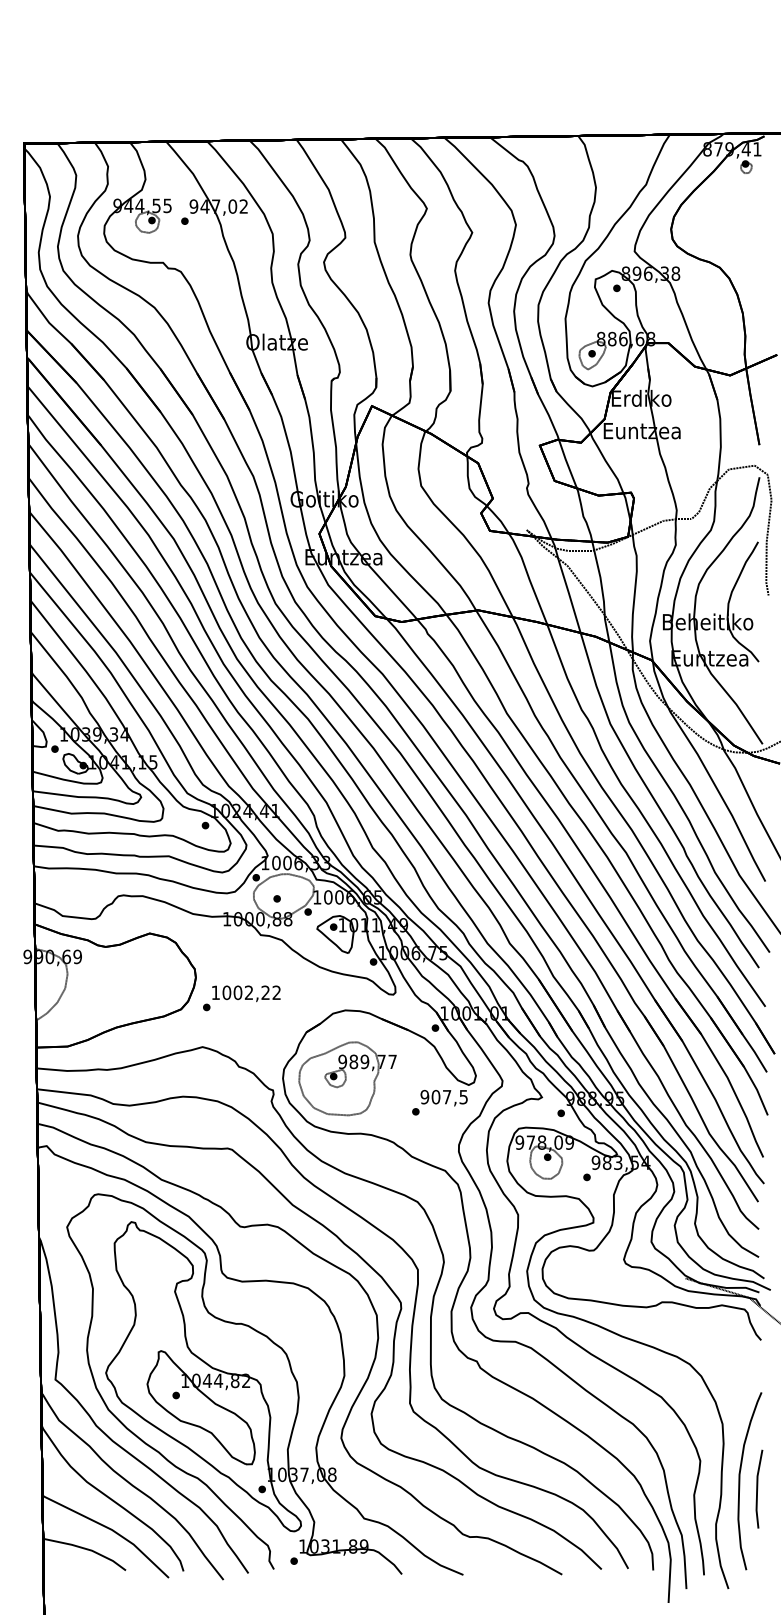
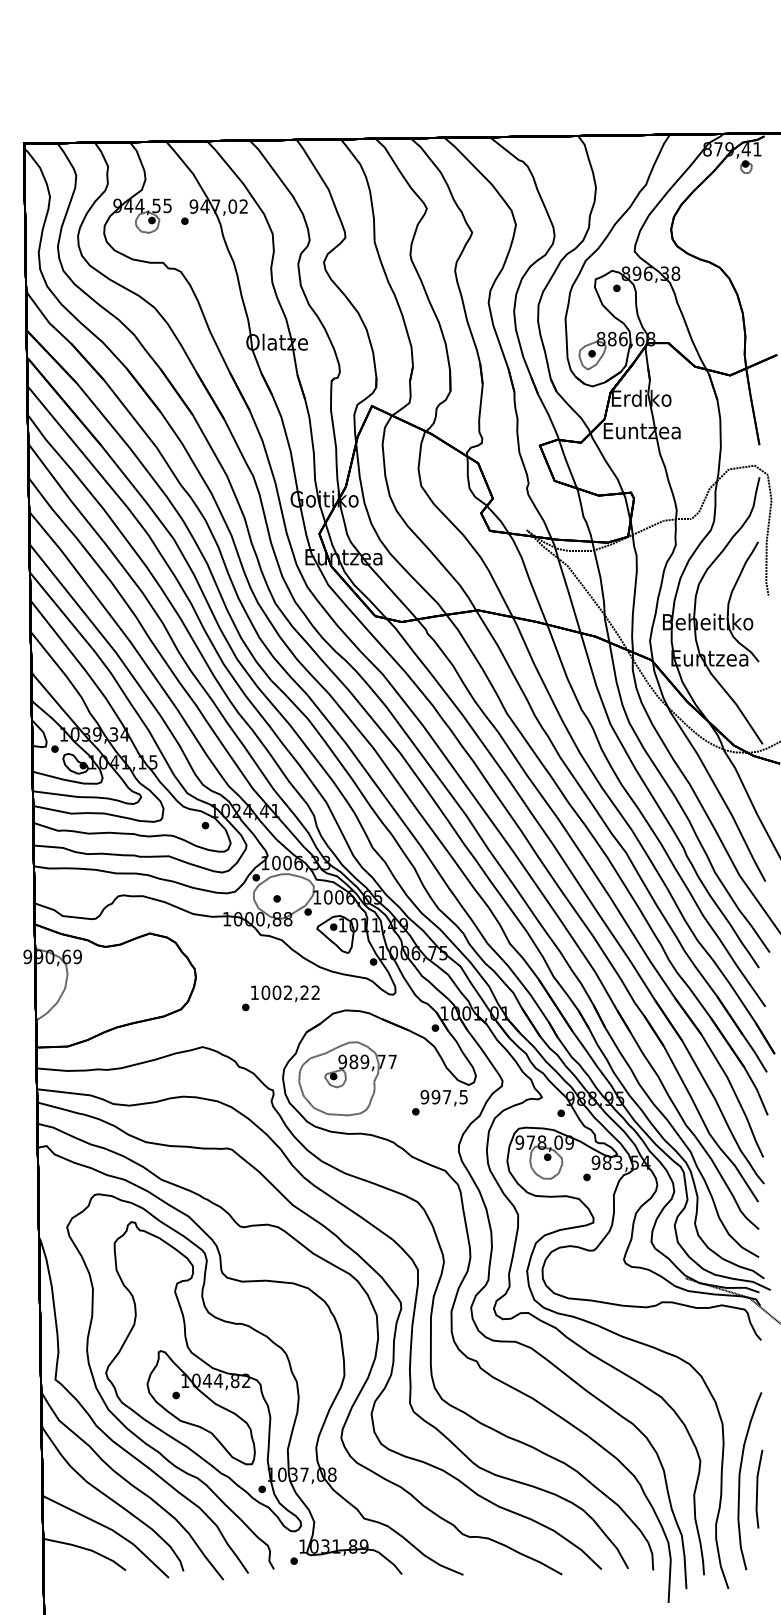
text position: (241, 998) -> (280, 998) (280, 998)
text: 907,5 -> 997,5 (435, 1097)
